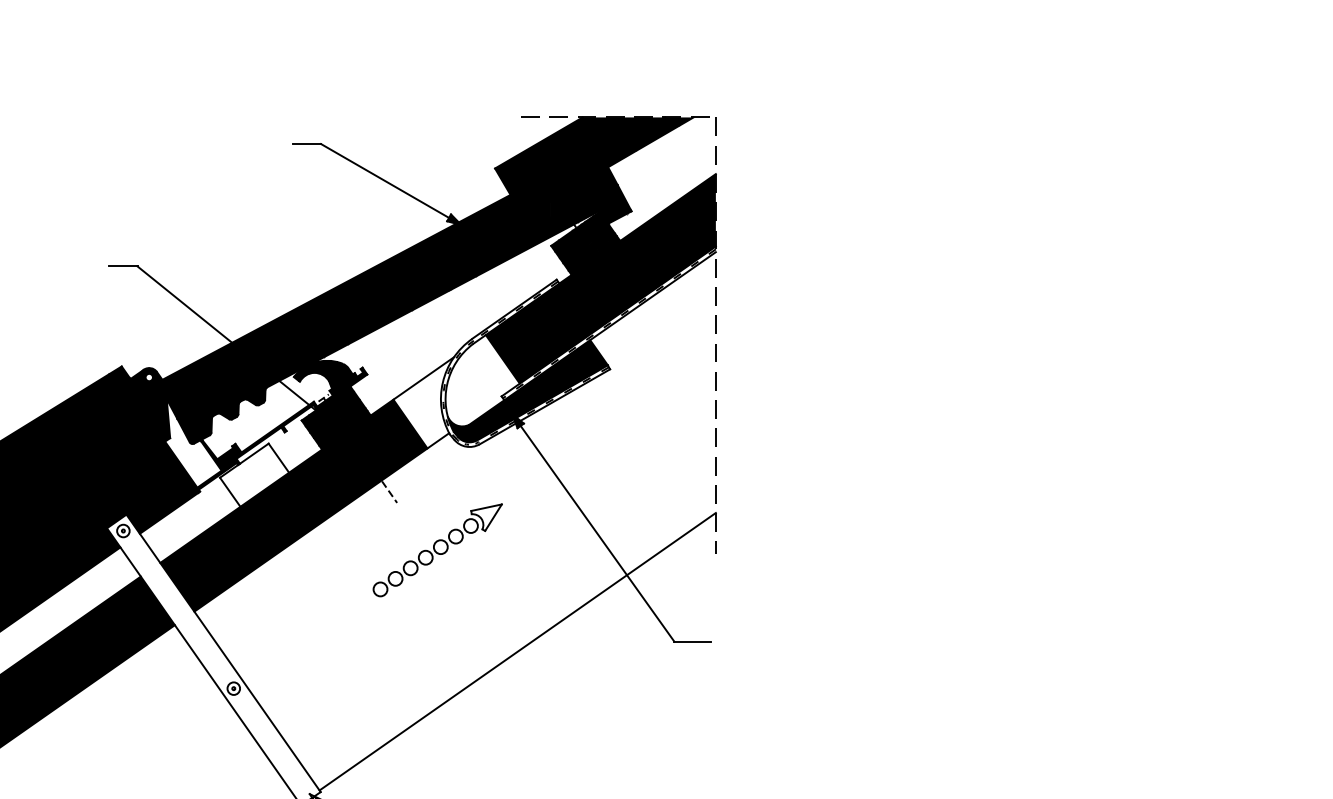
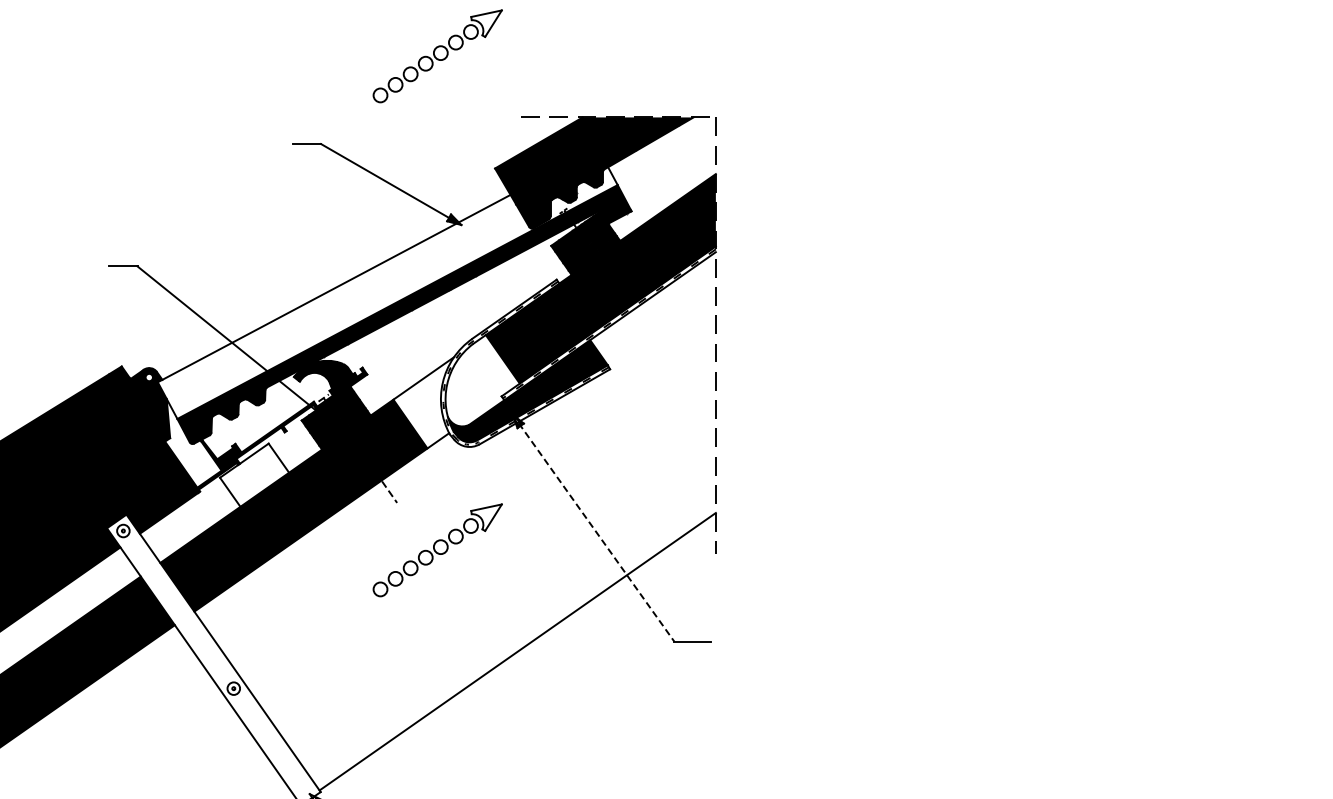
part: none -> present (437, 56)
fill: present -> none (387, 292)
line: solid -> dashed (593, 528)
